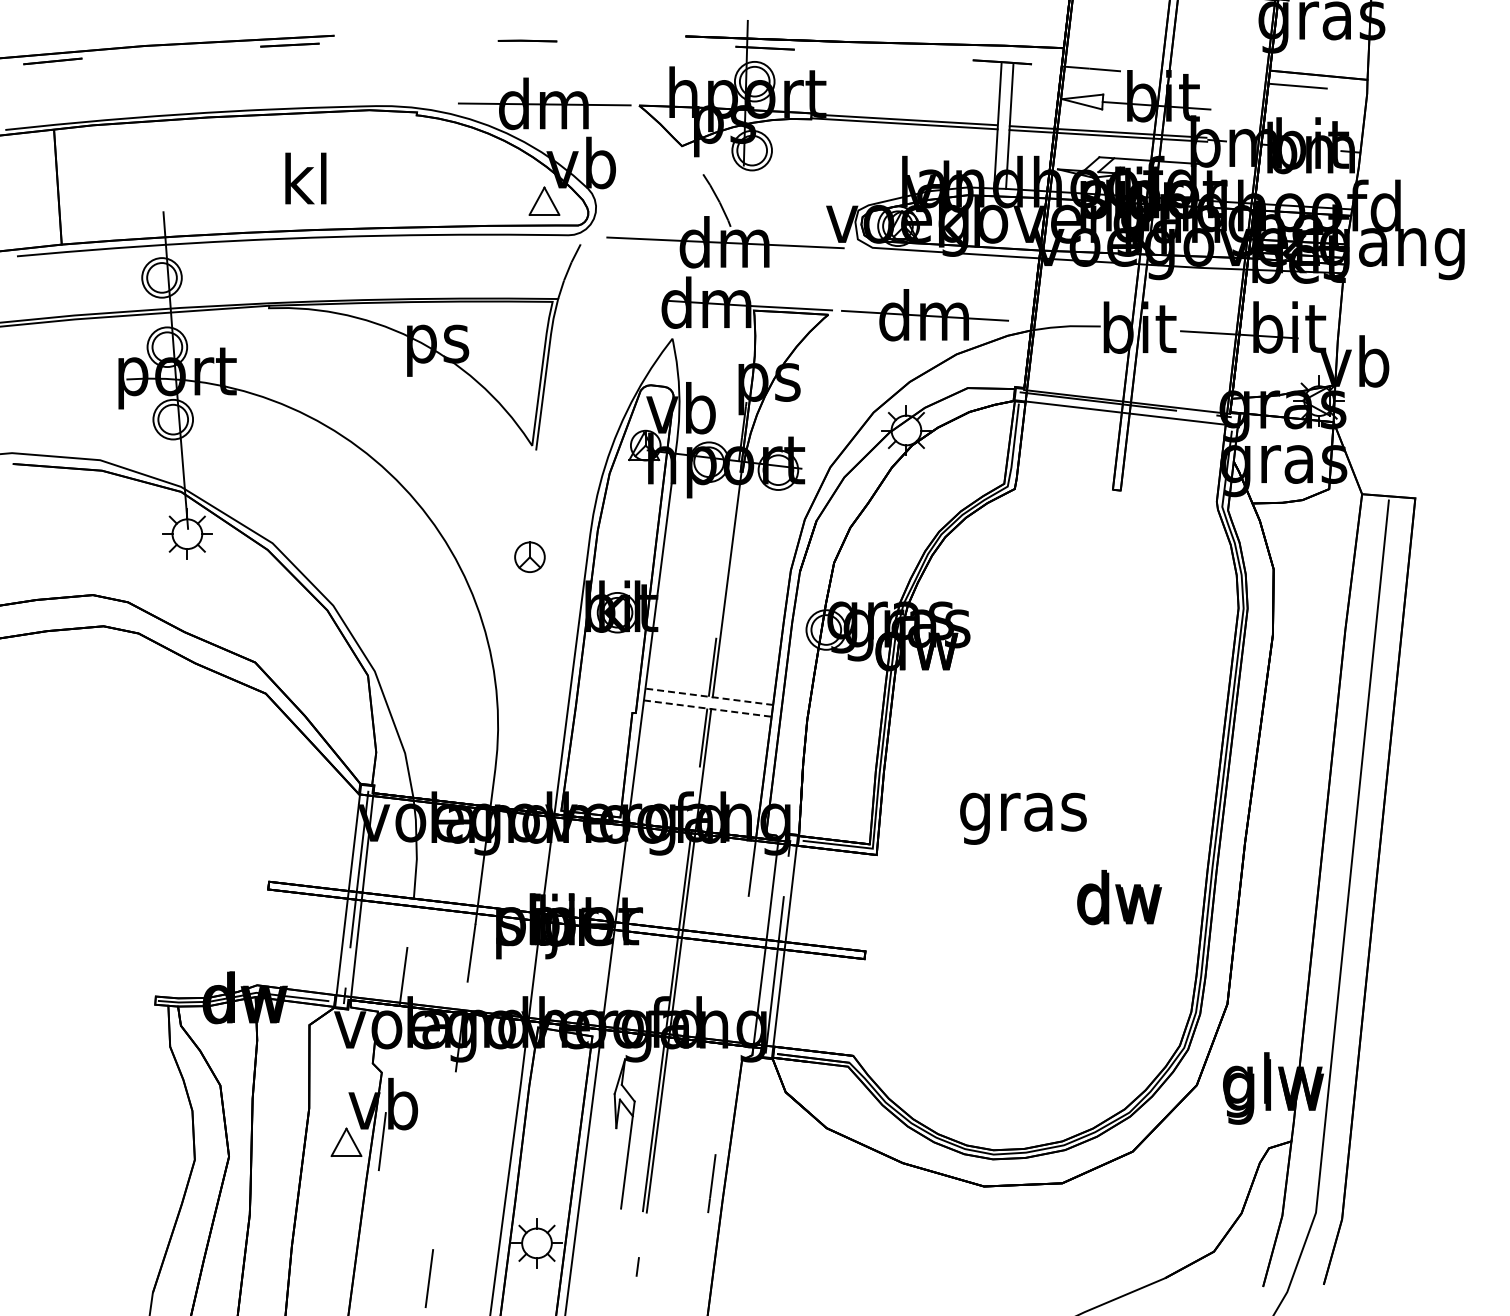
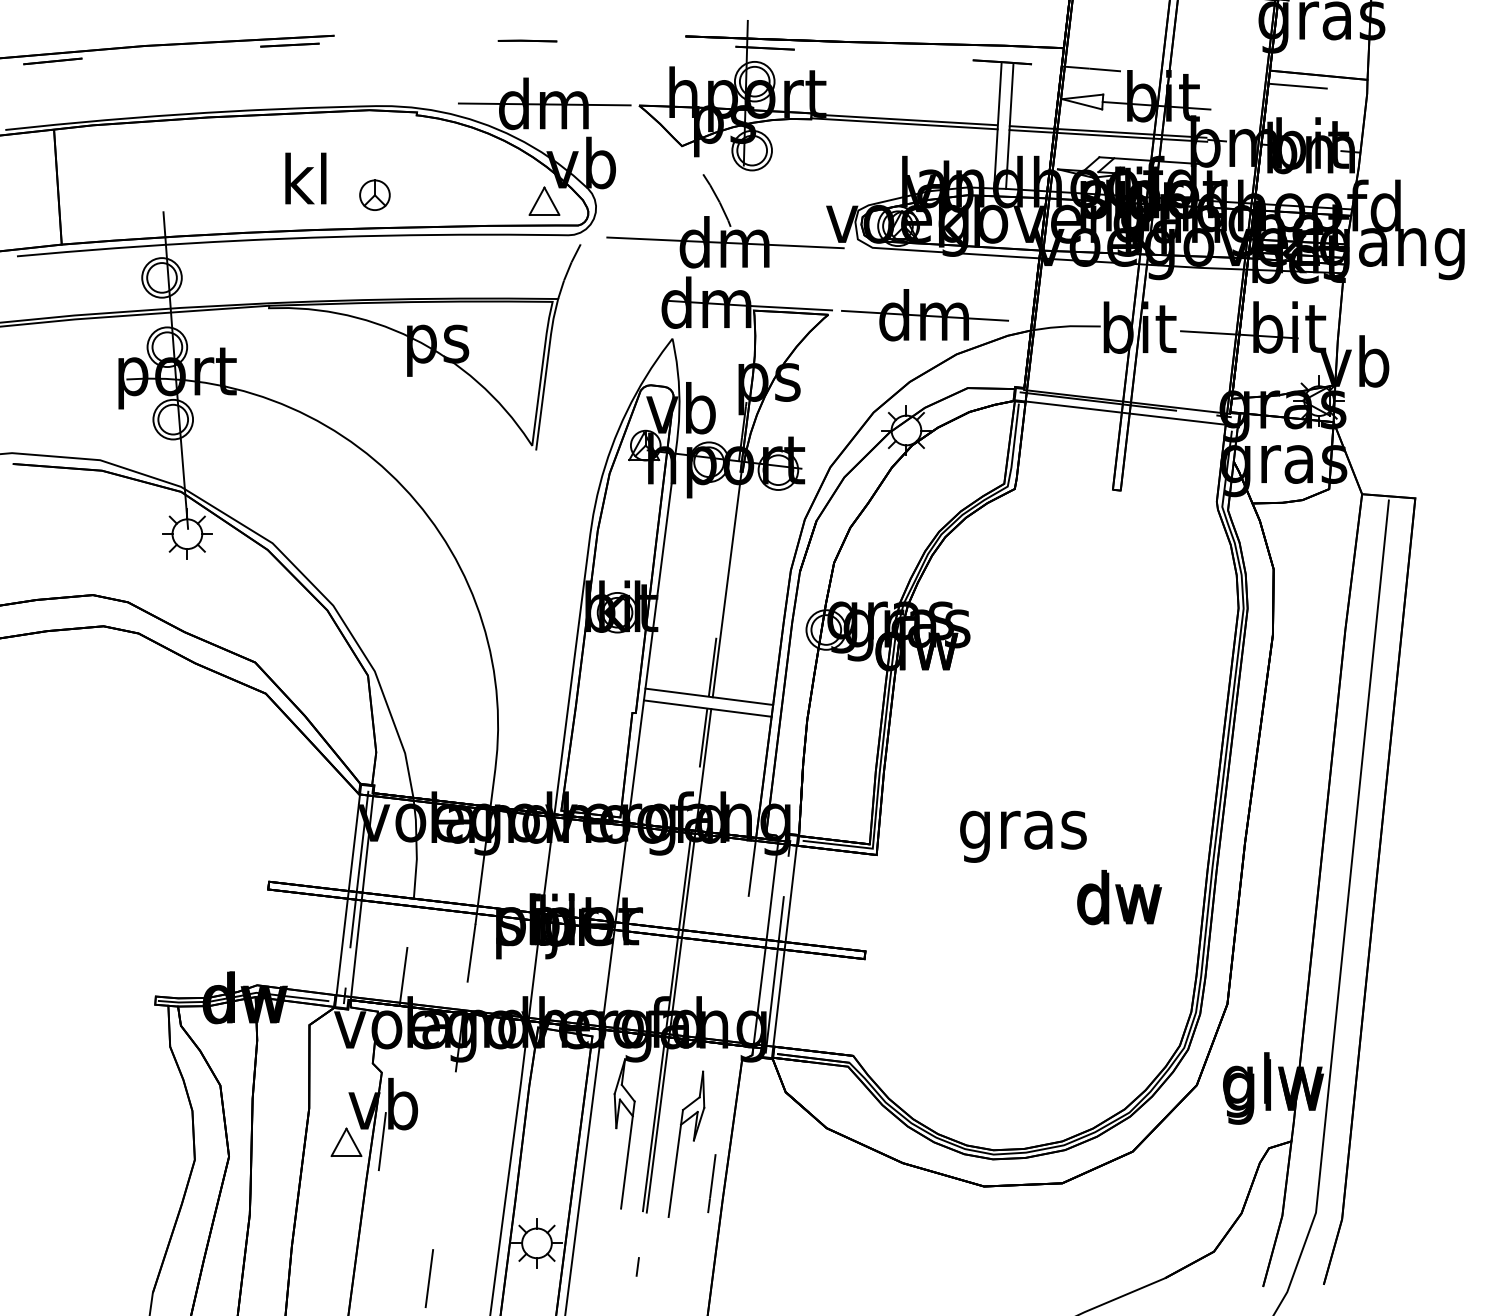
part position: (529, 556) -> (374, 194) (374, 194)
line: dashed -> solid (708, 696)
line: dashed -> solid (708, 708)
text position: (1023, 818) -> (1023, 836) (1023, 836)
part: none -> present (692, 1140)
